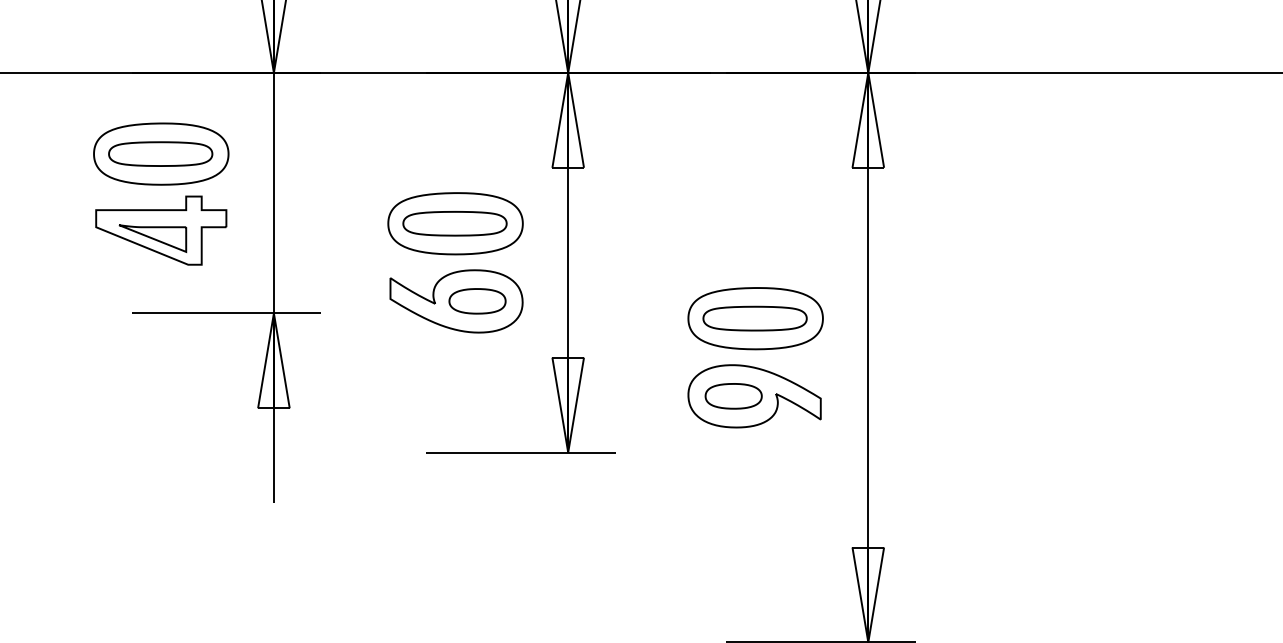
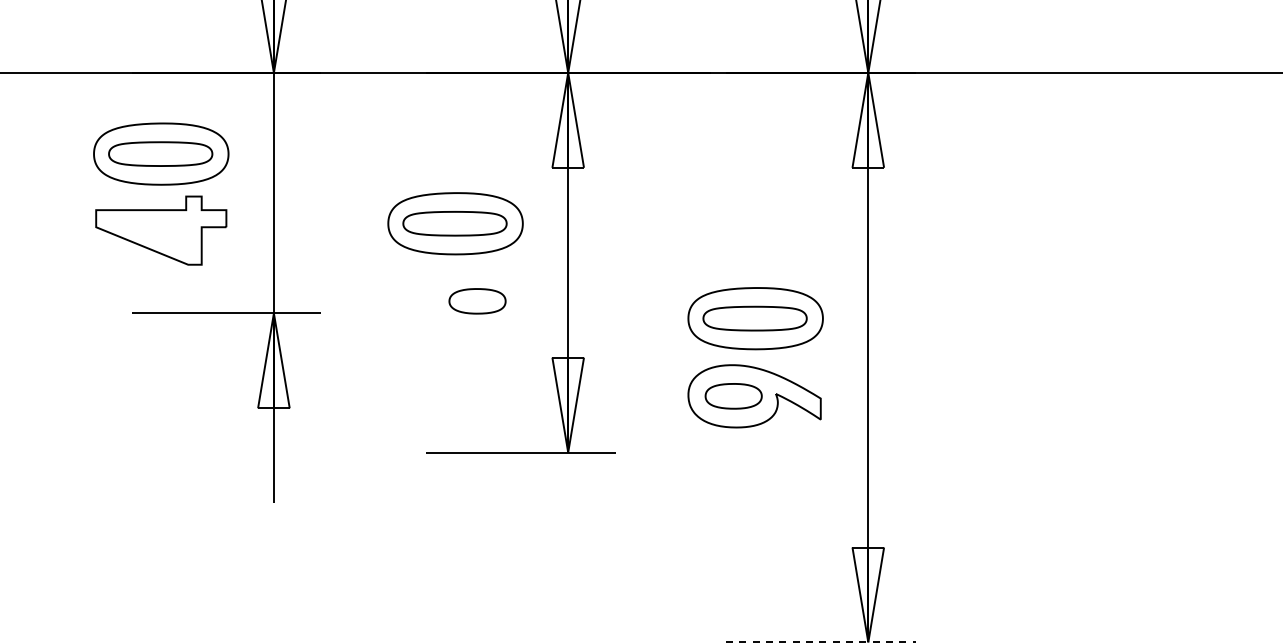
part: present -> none (152, 238)
part: present -> none (456, 301)
line: solid -> dashed (820, 642)
